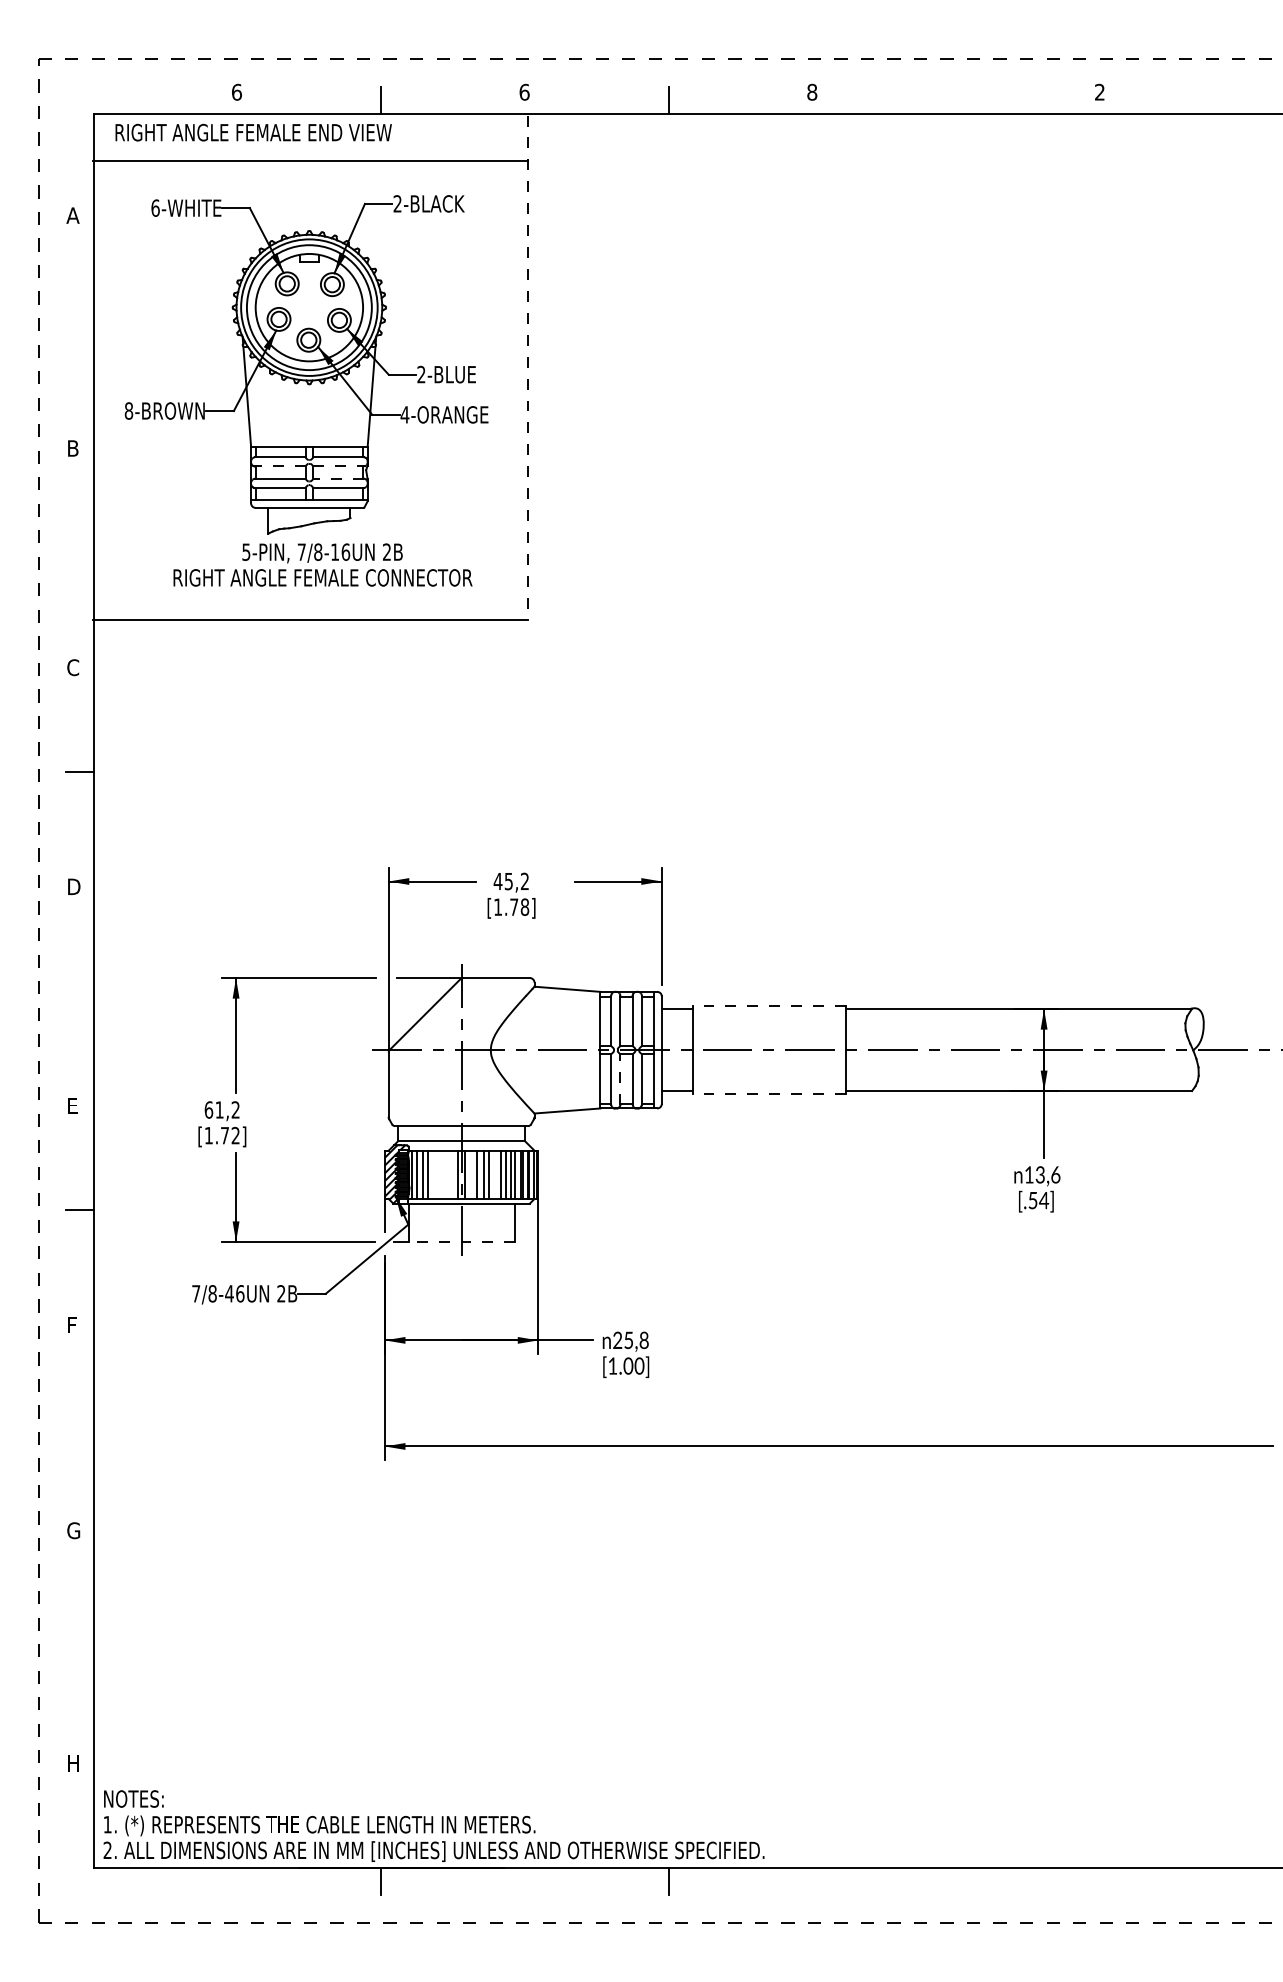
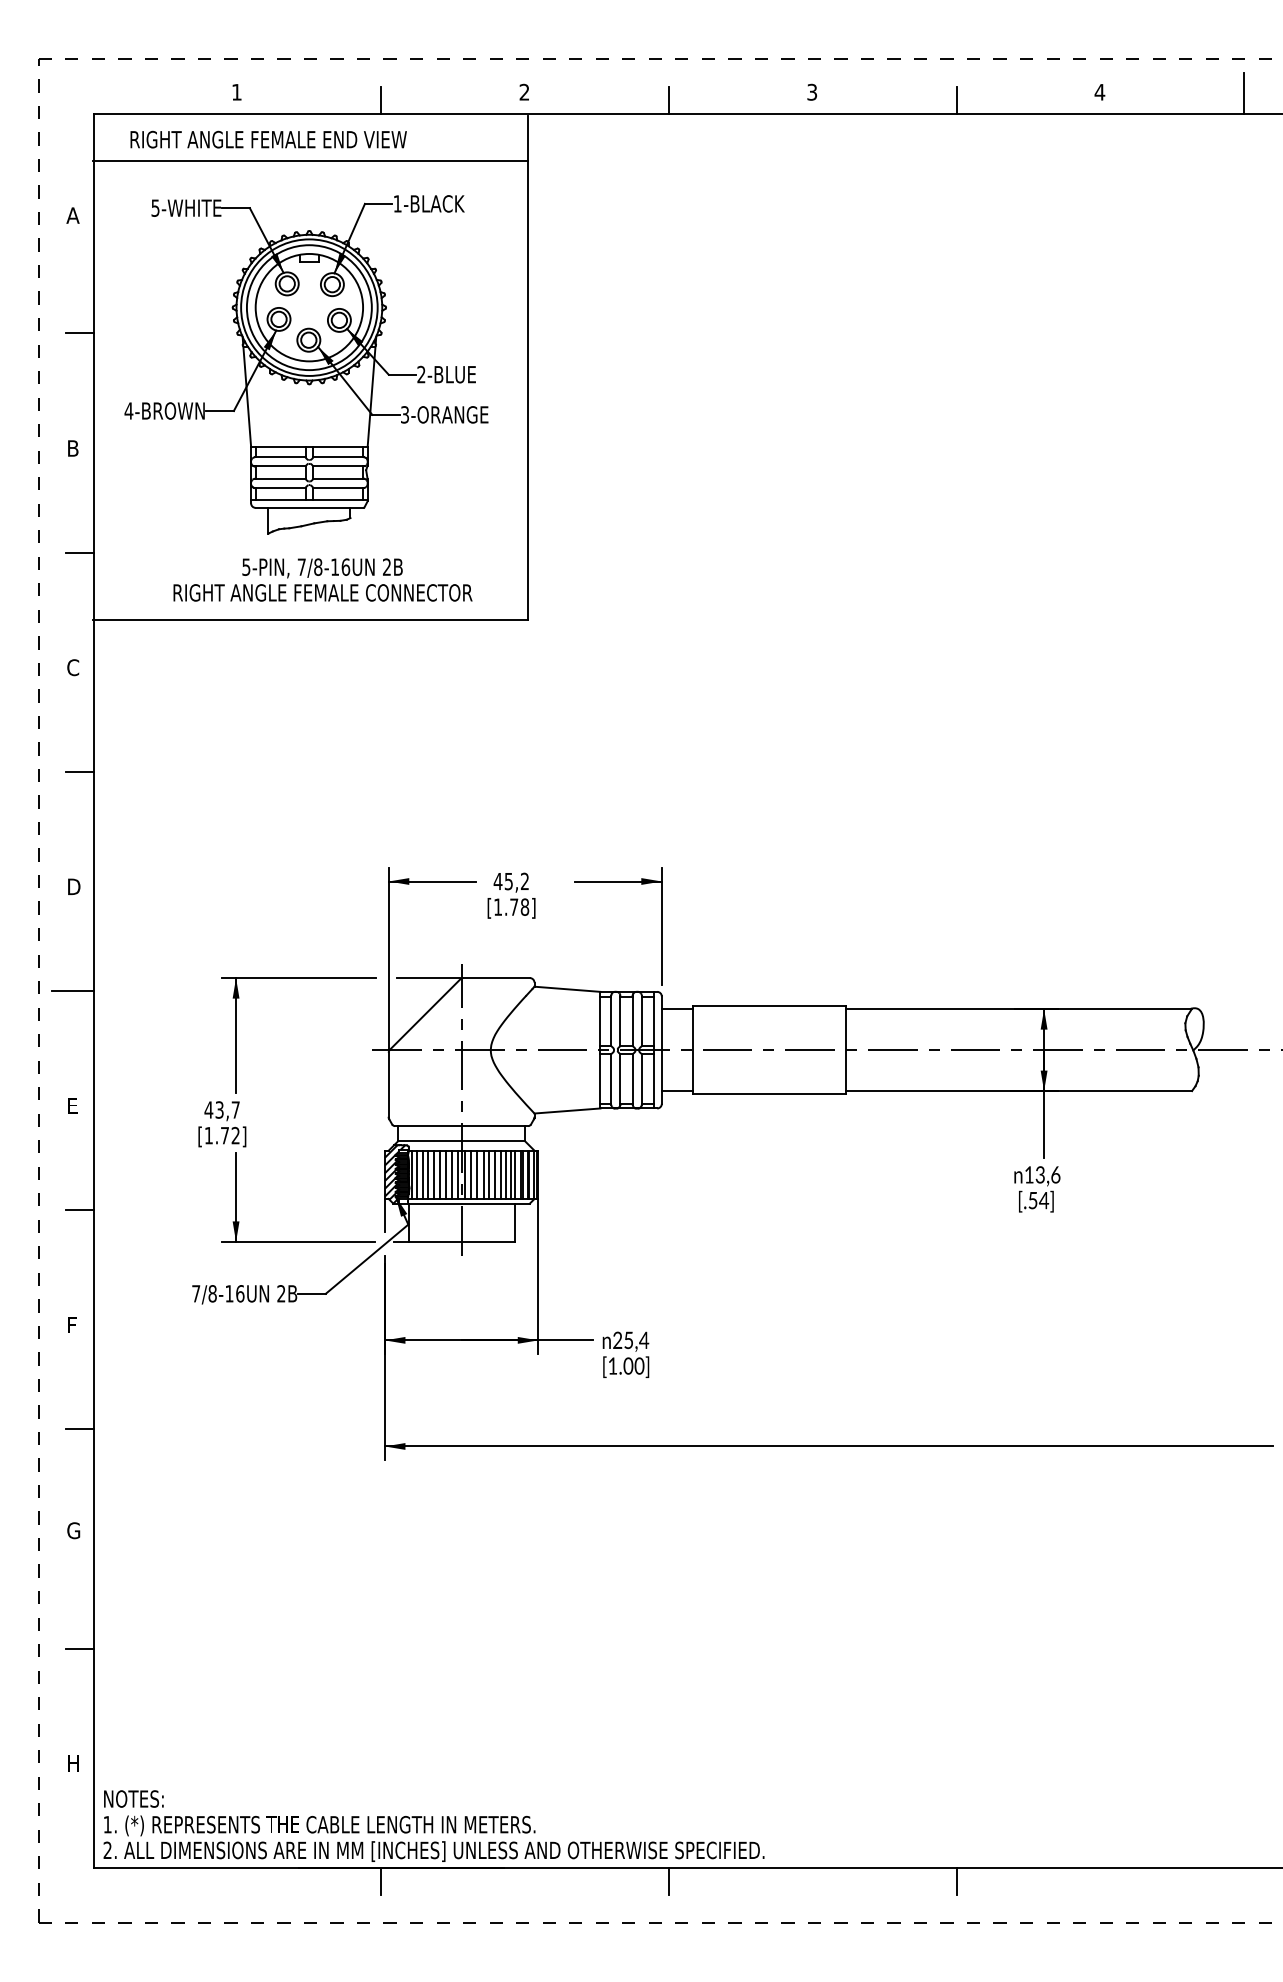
text: 6 -> 1 (237, 91)
text: 6 -> 2 (524, 91)
text: 2 -> 4 (1099, 91)
text: 8 -> 3 (812, 92)
line: none -> present (1244, 93)
line: none -> present (956, 100)
text position: (253, 132) -> (268, 139) (268, 139)
text: 2-BLACK -> 1-BLACK (397, 203)
text: 6-WHITE -> 5-WHITE (155, 207)
line: none -> present (79, 333)
line: dashed -> solid (528, 368)
text: 8-BROWN -> 4-BROWN (128, 410)
text: 4-ORANGE -> 3-ORANGE (404, 414)
line: dashed -> solid (279, 466)
line: dashed -> solid (338, 466)
line: dashed -> solid (338, 478)
line: none -> present (79, 552)
text position: (322, 564) -> (322, 579) (322, 579)
line: none -> present (72, 991)
line: dashed -> solid (769, 1006)
line: dashed -> solid (620, 1078)
line: dashed -> solid (769, 1094)
text: 61,2 -> 43,7 (221, 1109)
line: none -> present (433, 1174)
line: none -> present (439, 1174)
line: none -> present (445, 1174)
line: none -> present (452, 1174)
line: none -> present (471, 1174)
line: none -> present (495, 1174)
line: dashed -> solid (461, 1241)
text: 7/8-46UN -> 7/8-16UN (229, 1293)
text: 25,8 -> 25,4 (644, 1340)
line: none -> present (79, 1429)
line: none -> present (79, 1648)
line: none -> present (956, 1881)
